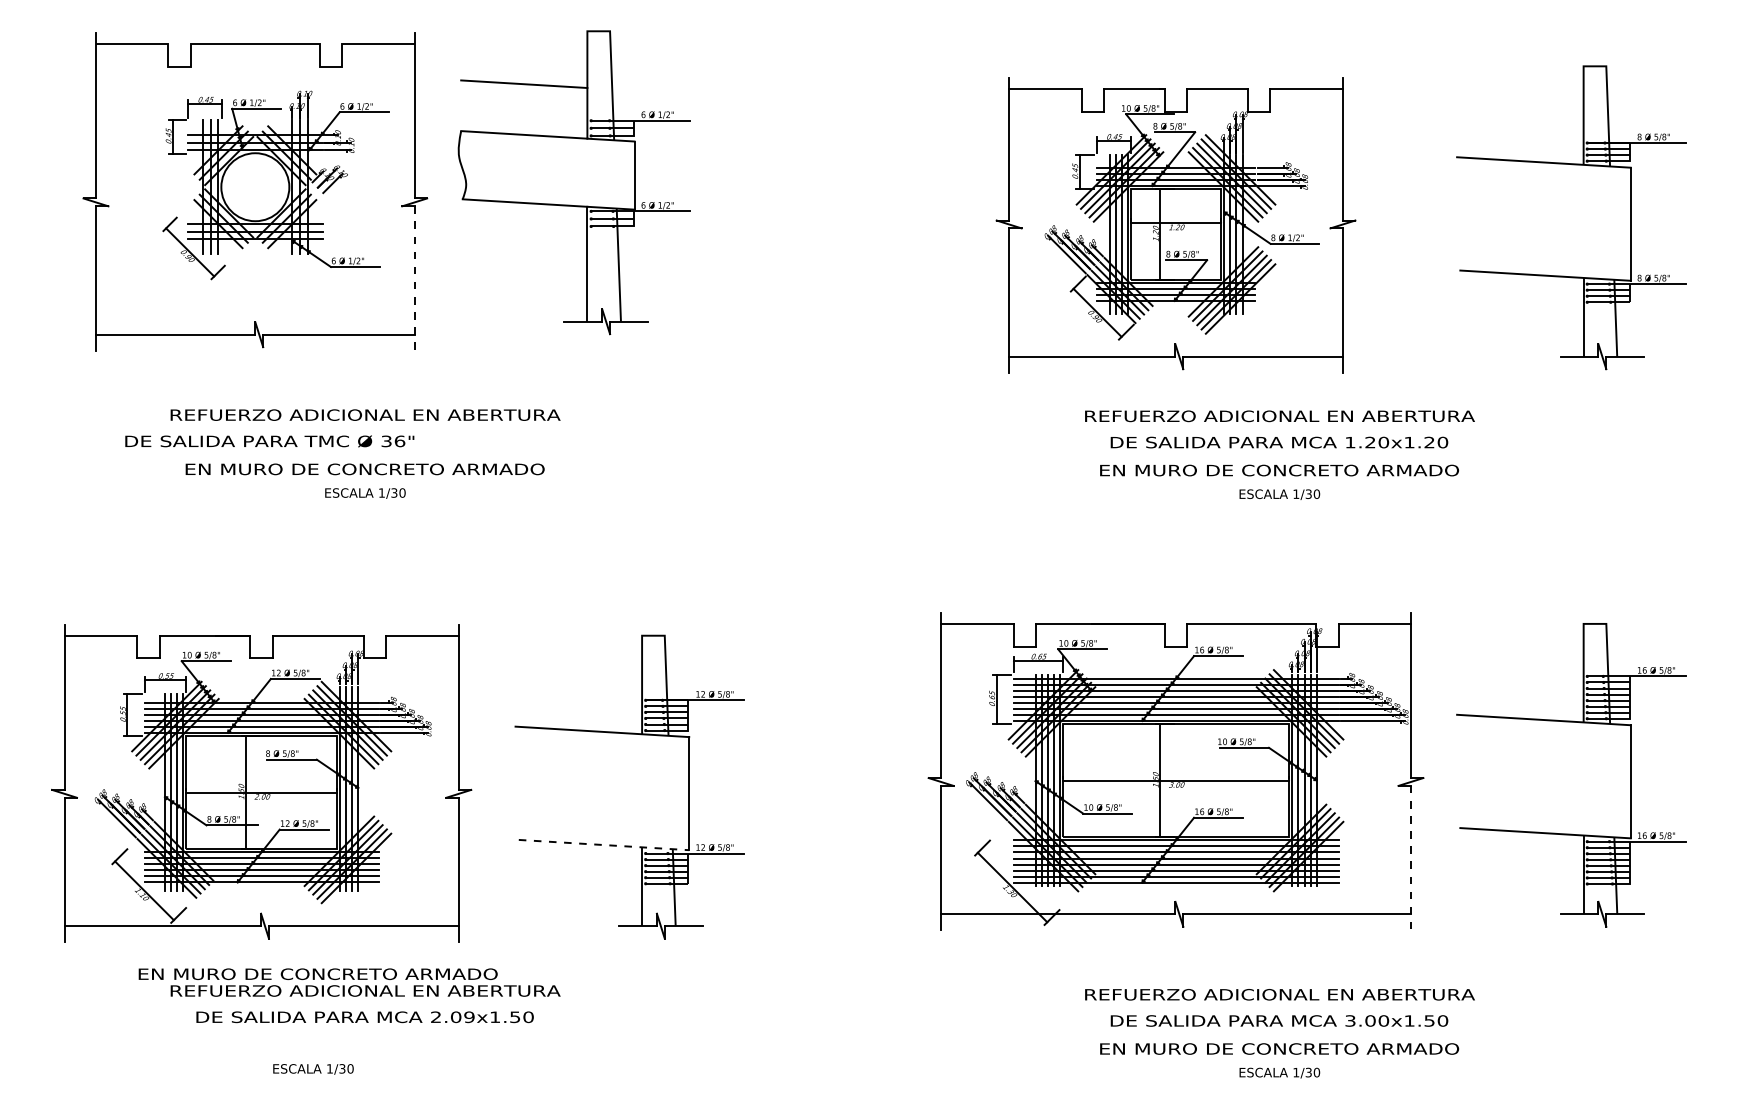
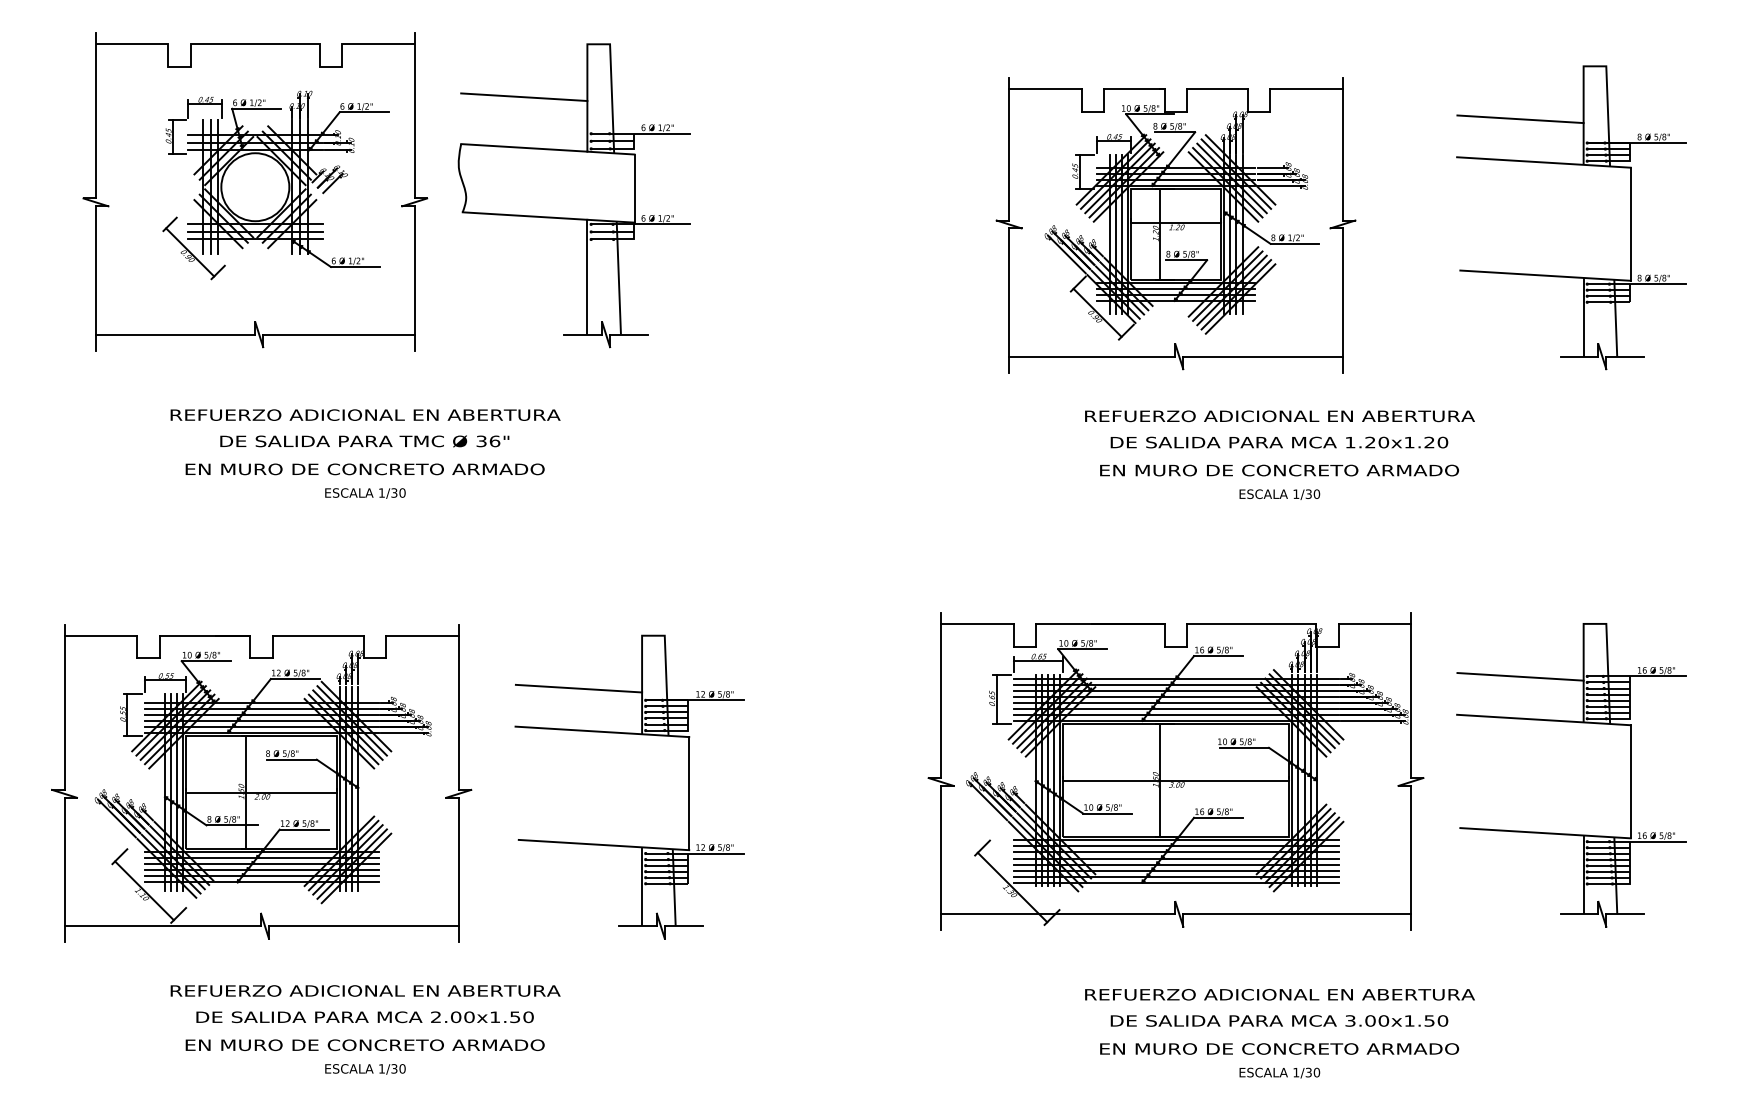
line: none -> present (1520, 119)
part position: (573, 182) -> (573, 195) (573, 195)
line: dashed -> solid (414, 278)
text position: (269, 441) -> (364, 441) (364, 441)
line: none -> present (1520, 676)
line: none -> present (578, 688)
line: dashed -> solid (604, 845)
line: dashed -> solid (1410, 858)
text position: (317, 973) -> (364, 1044) (364, 1044)
text: 2.09x1.50 -> 2.00x1.50 (469, 1017)
text position: (313, 1069) -> (365, 1069) (365, 1069)
